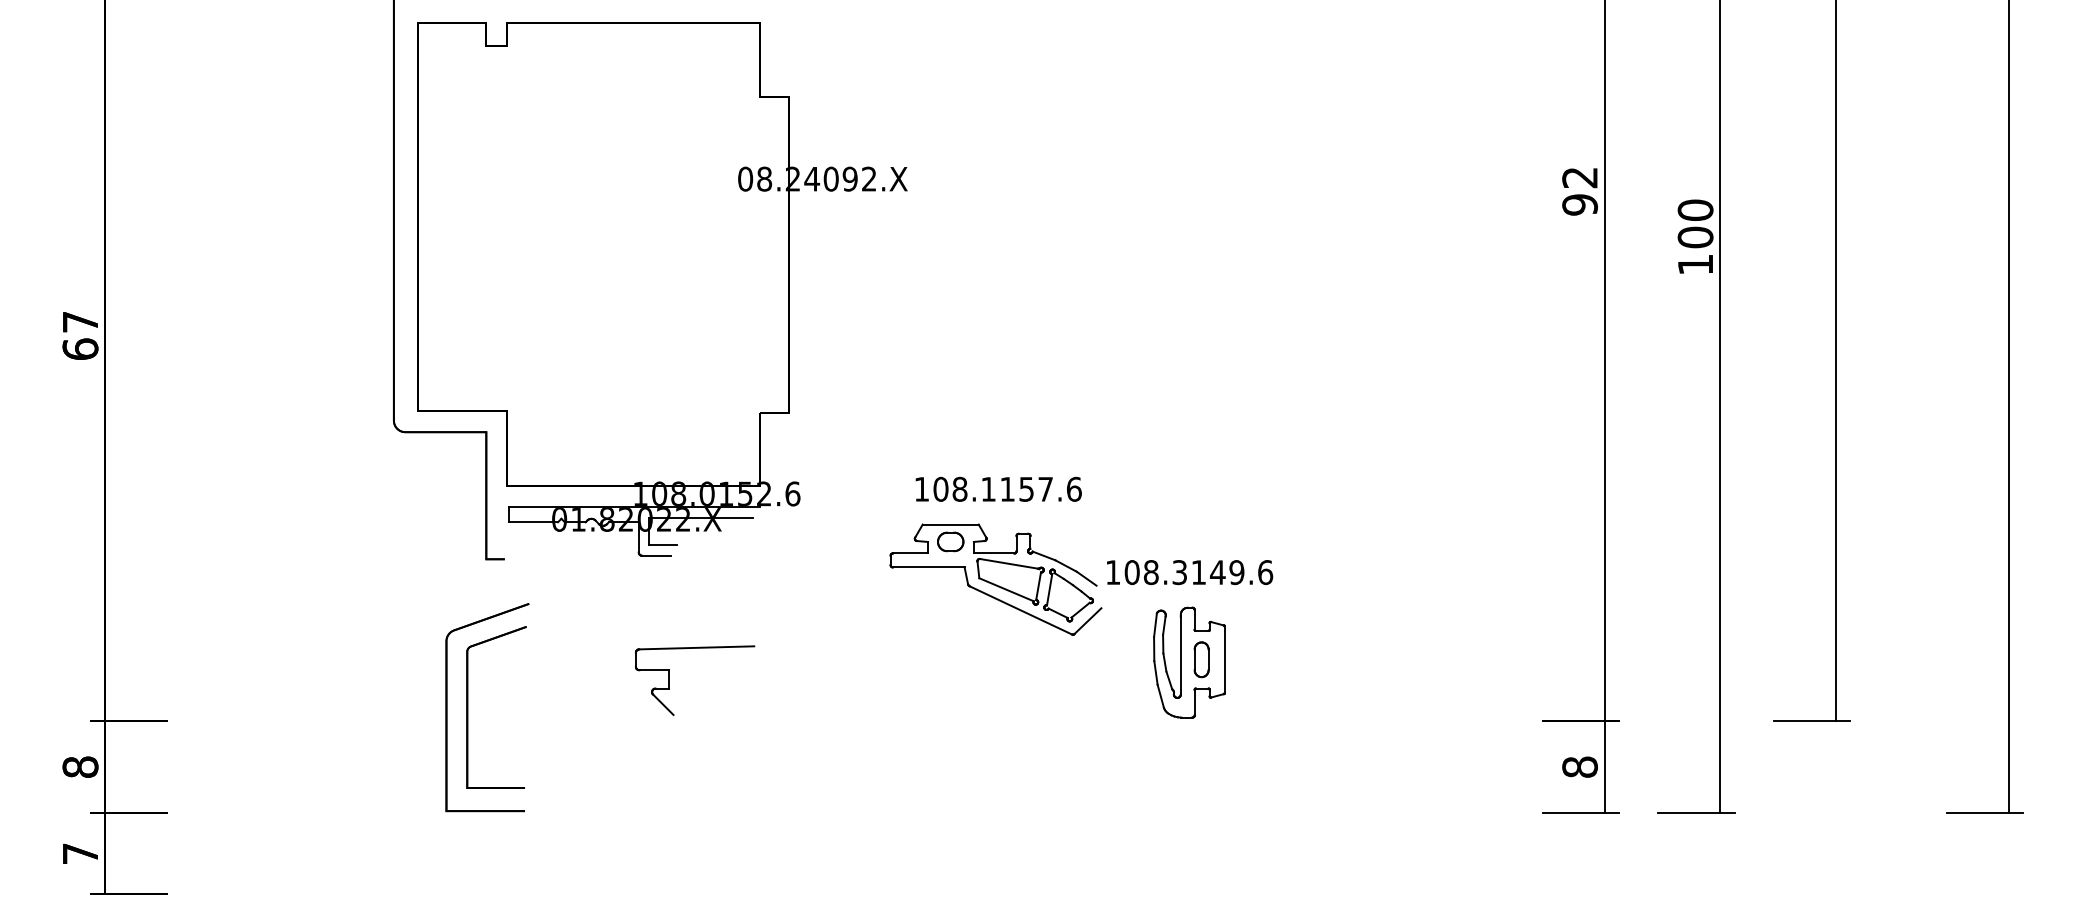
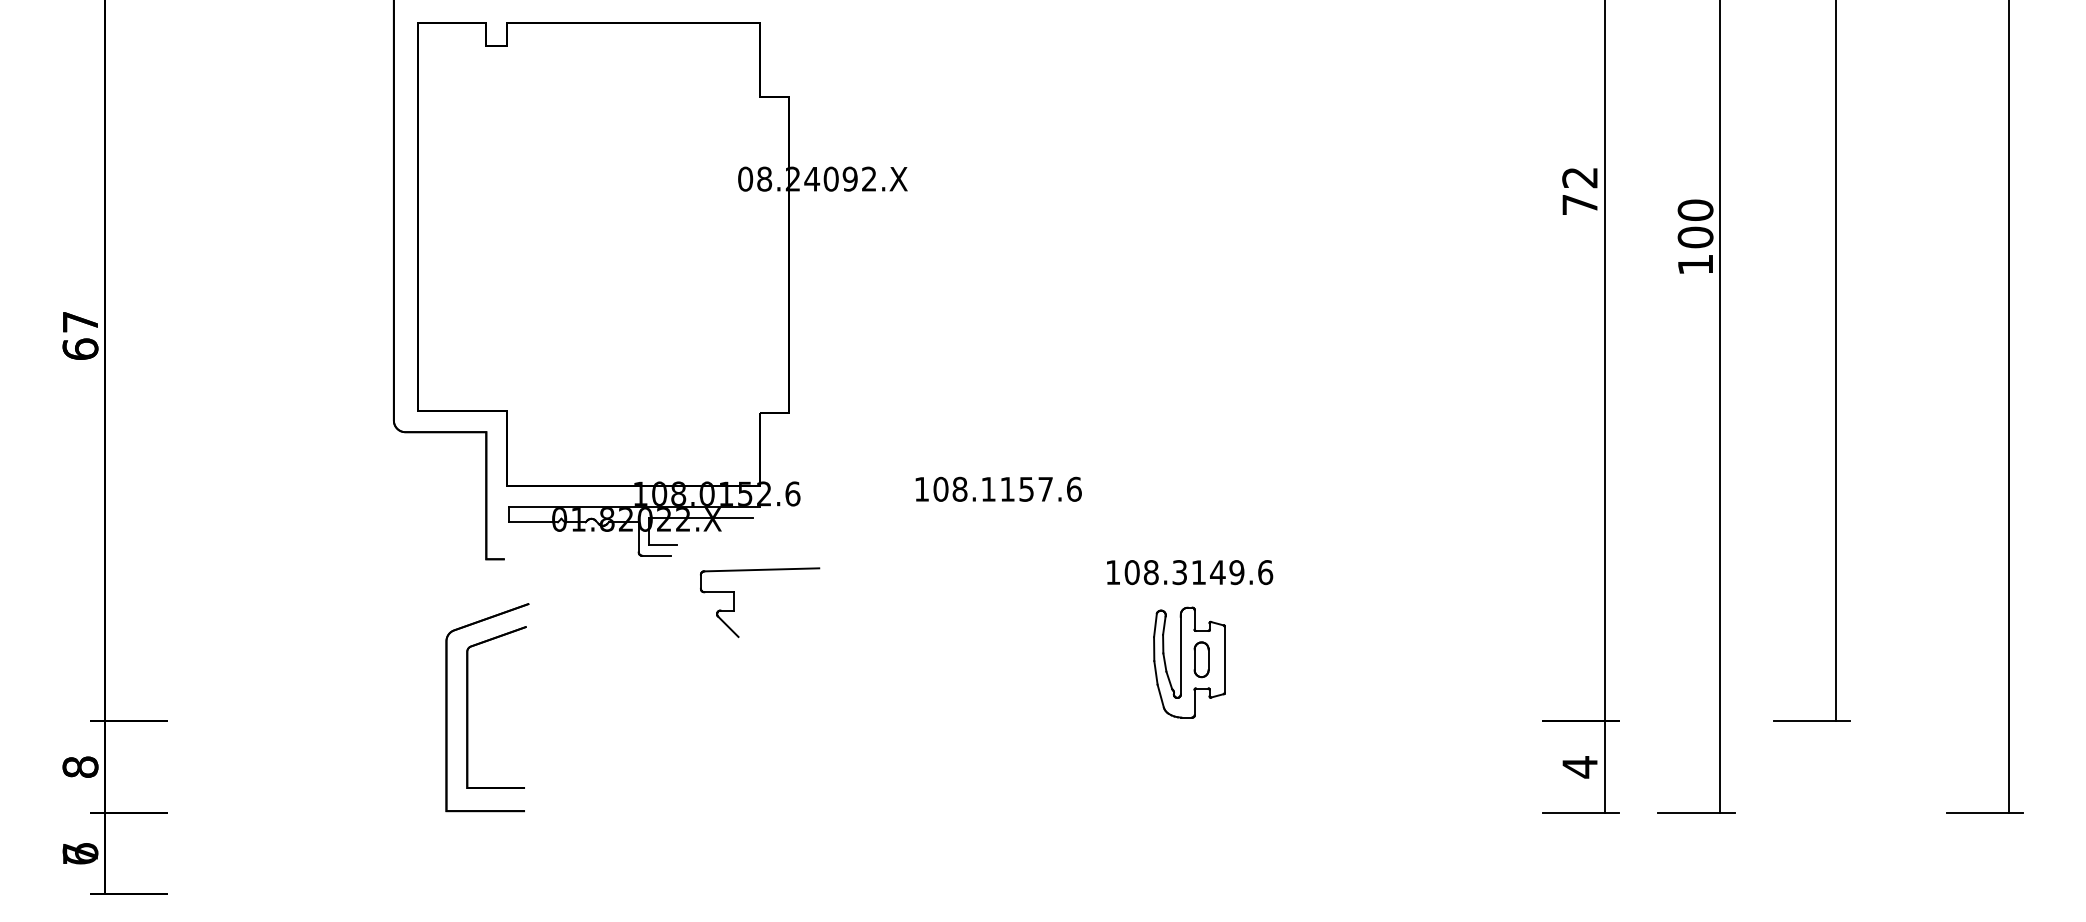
text: 92 -> 72 (1579, 204)
part: present -> none (995, 579)
part position: (669, 680) -> (734, 602) (734, 602)
text: 8 -> 4 (1579, 767)
text: 7 -> 6 (80, 853)
